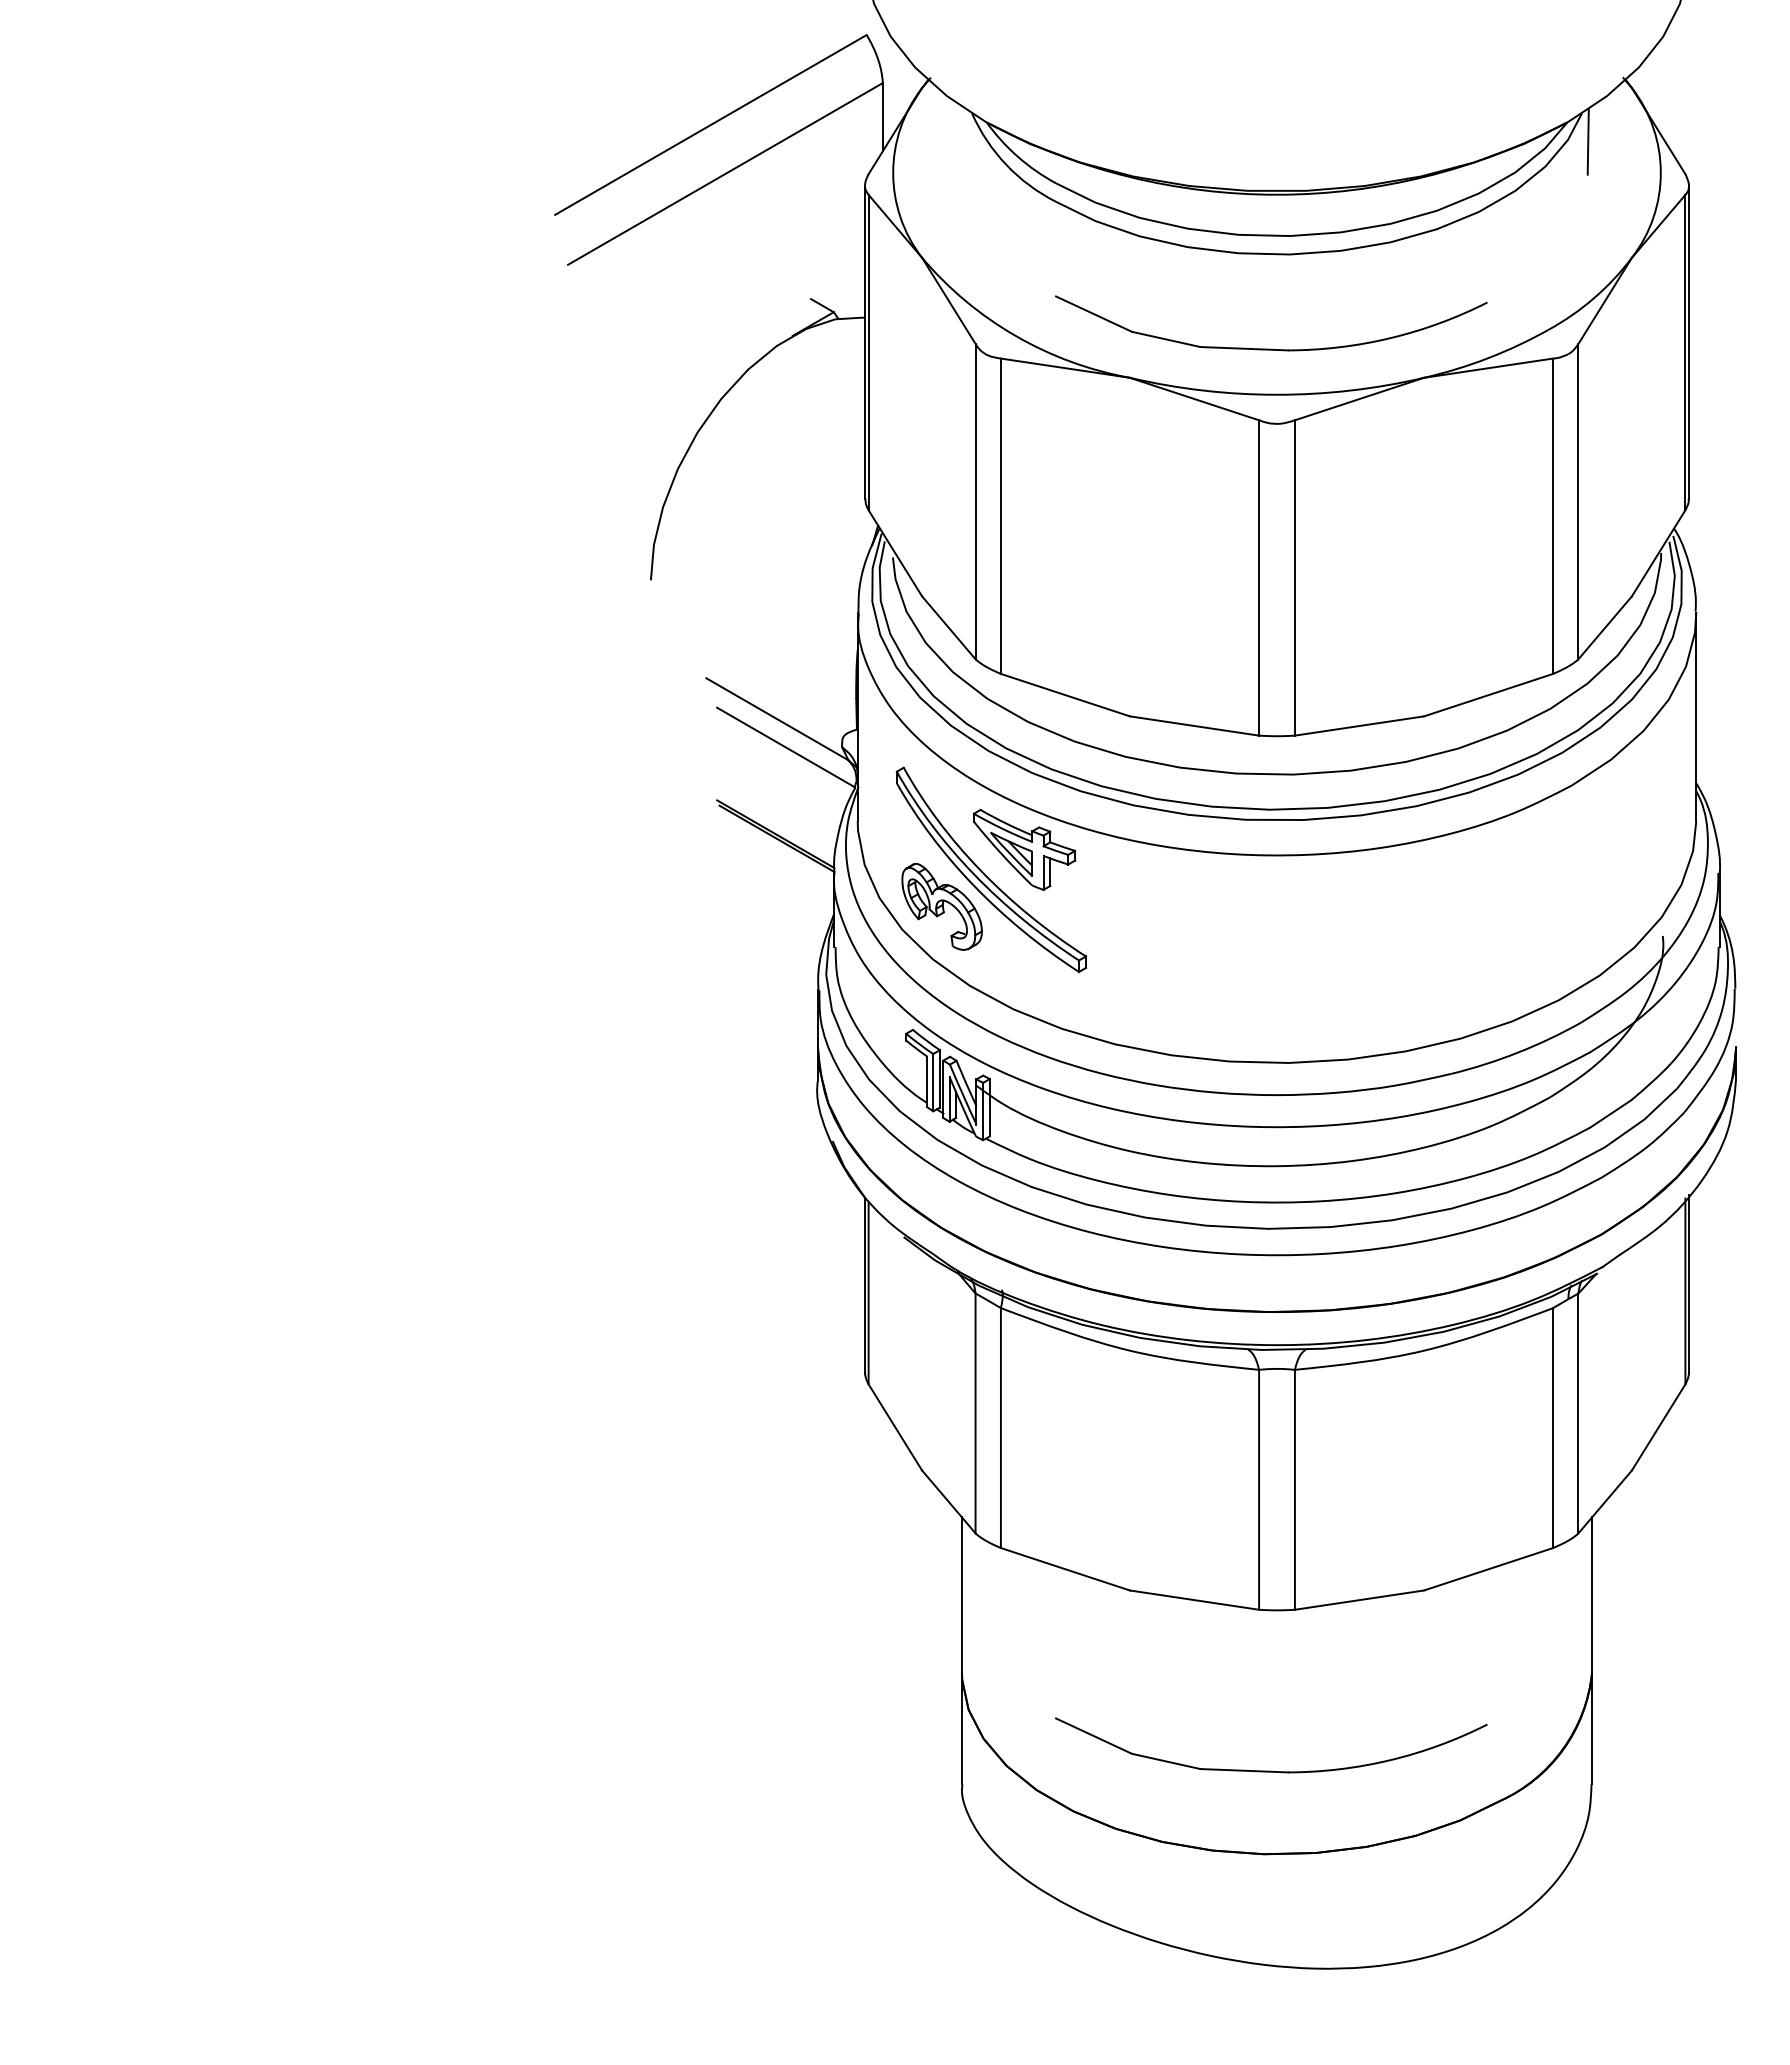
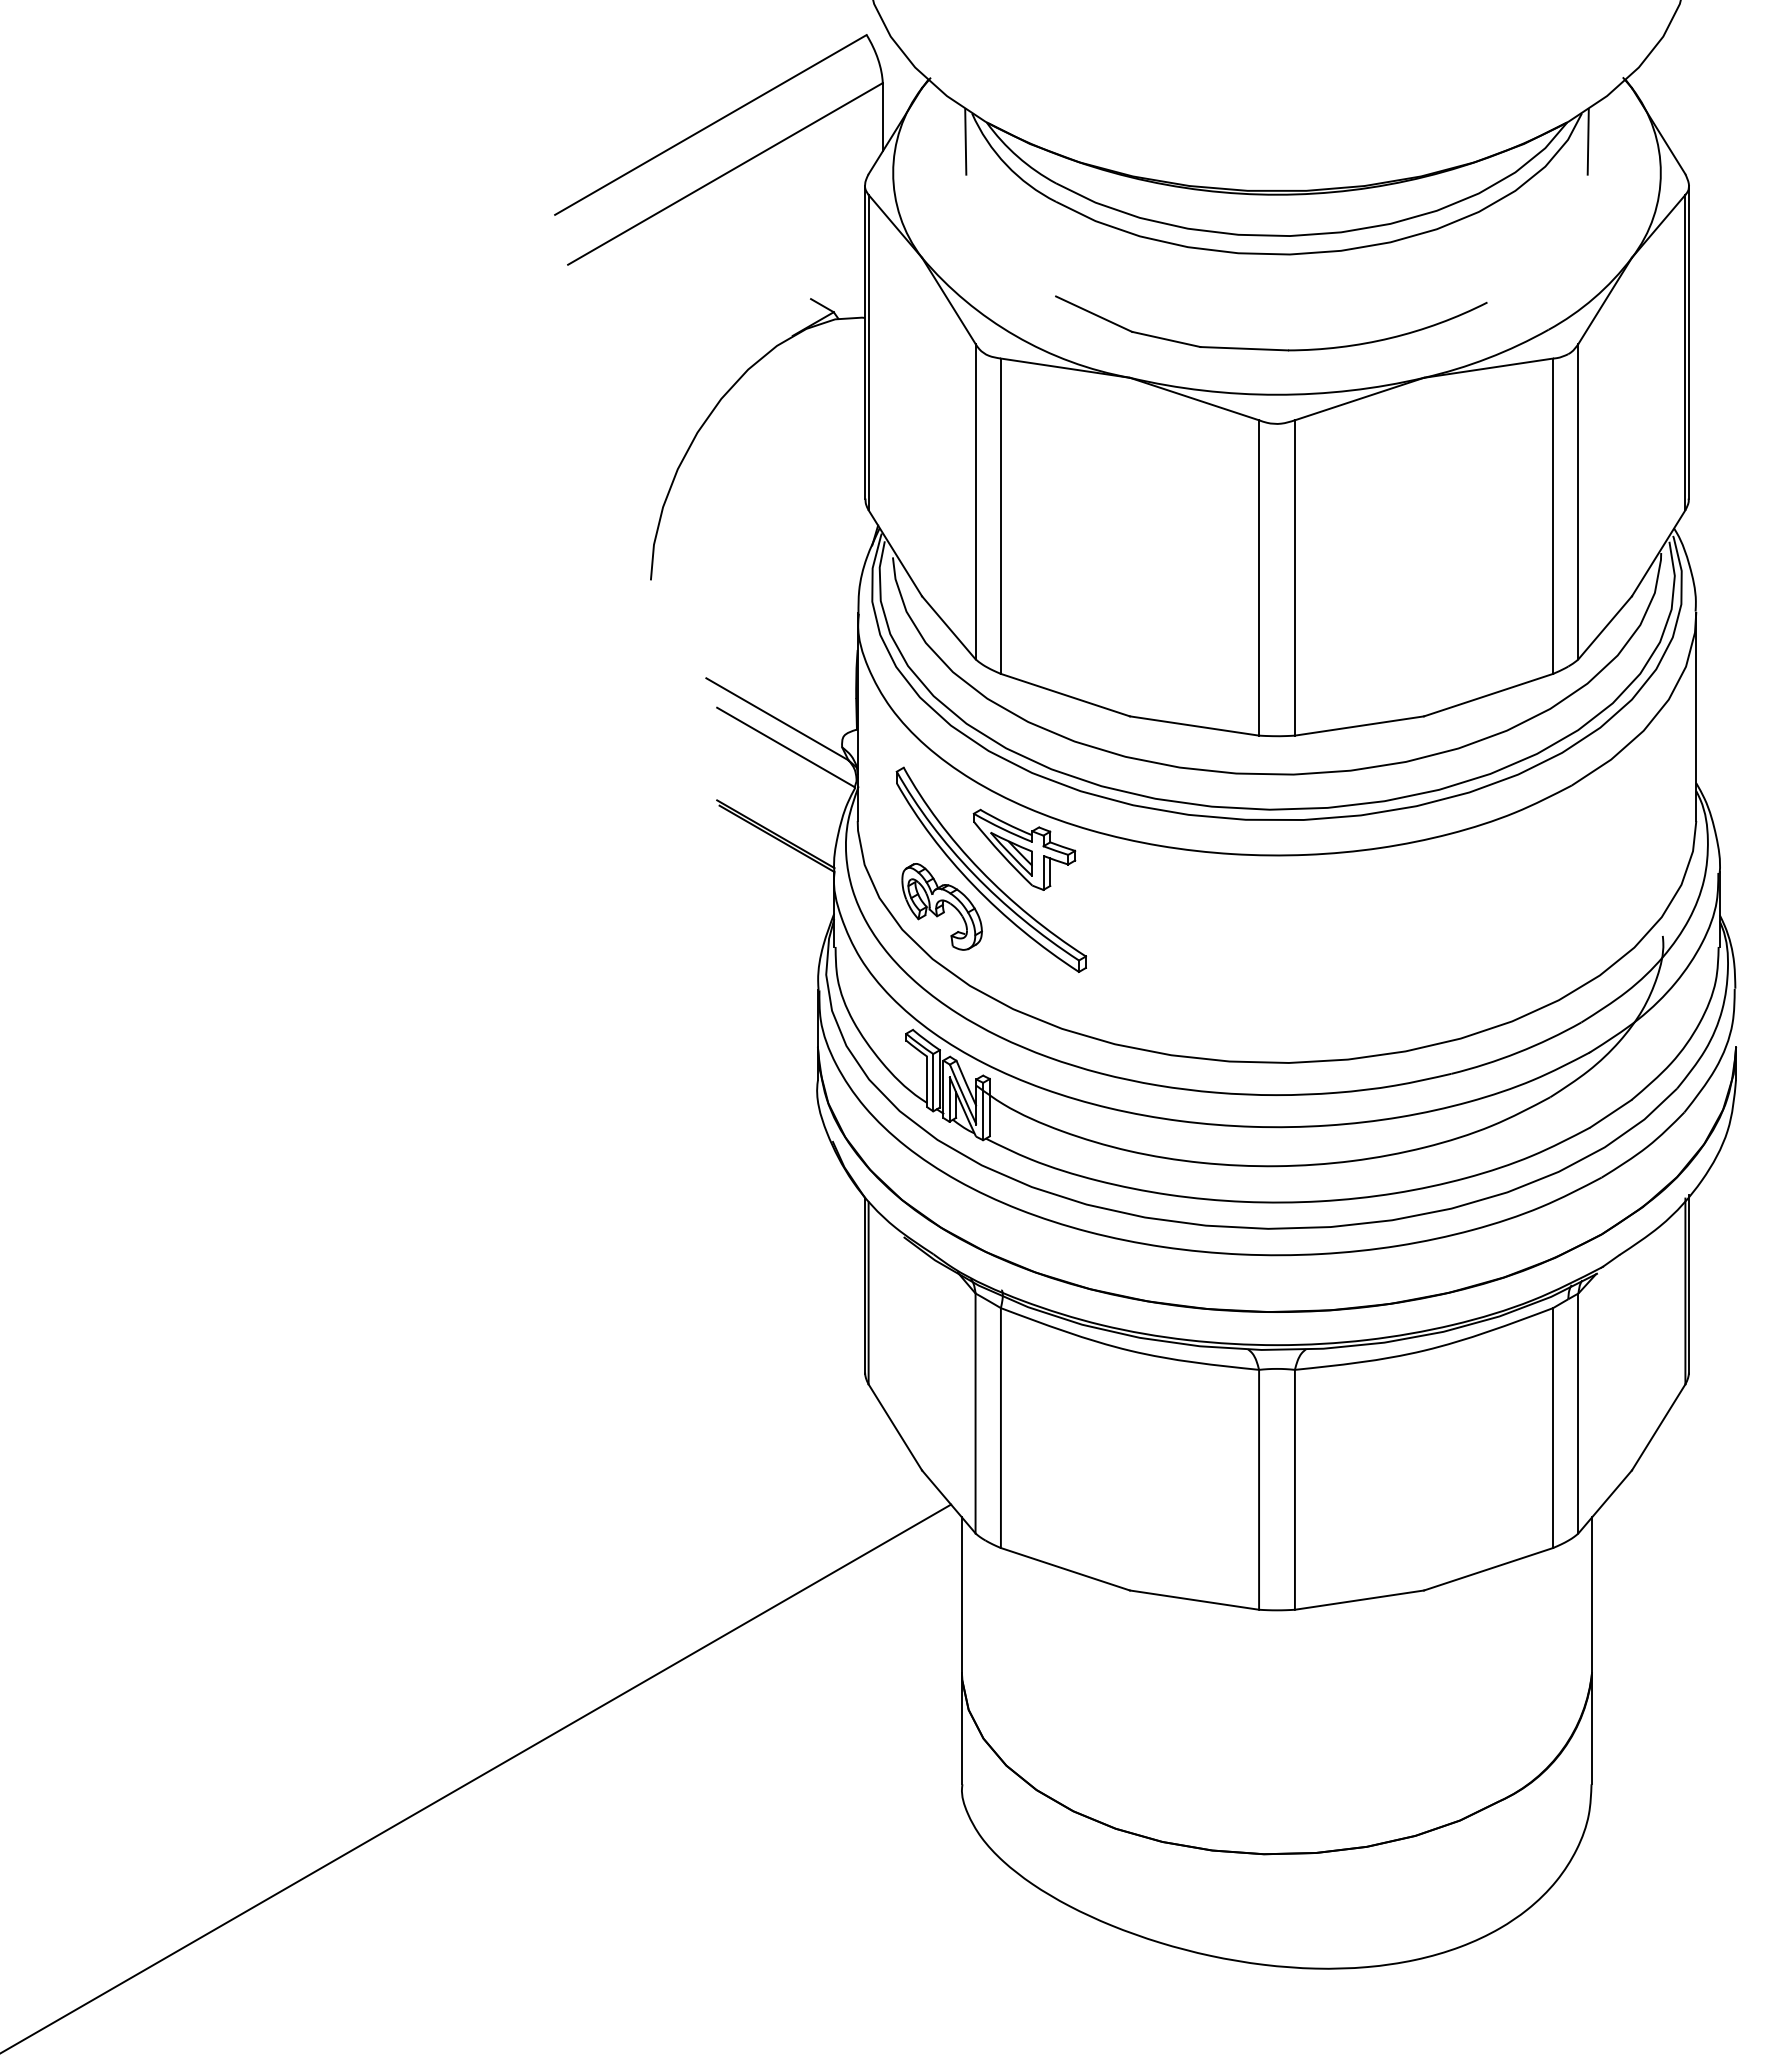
line: none -> present (965, 141)
part: present -> none (1271, 1770)
line: none -> present (476, 1778)
